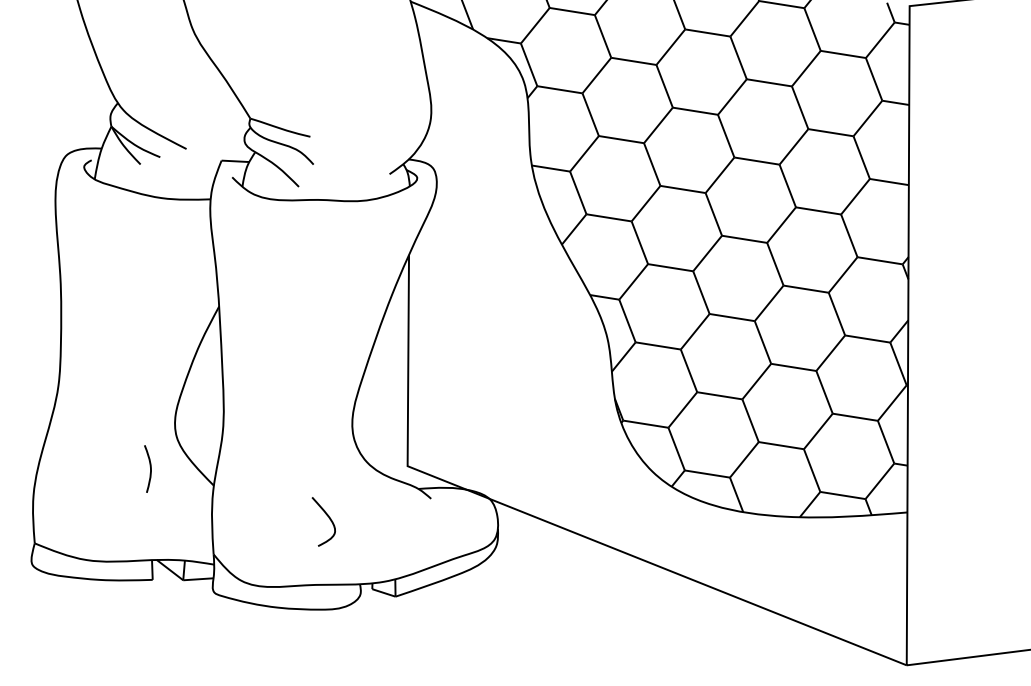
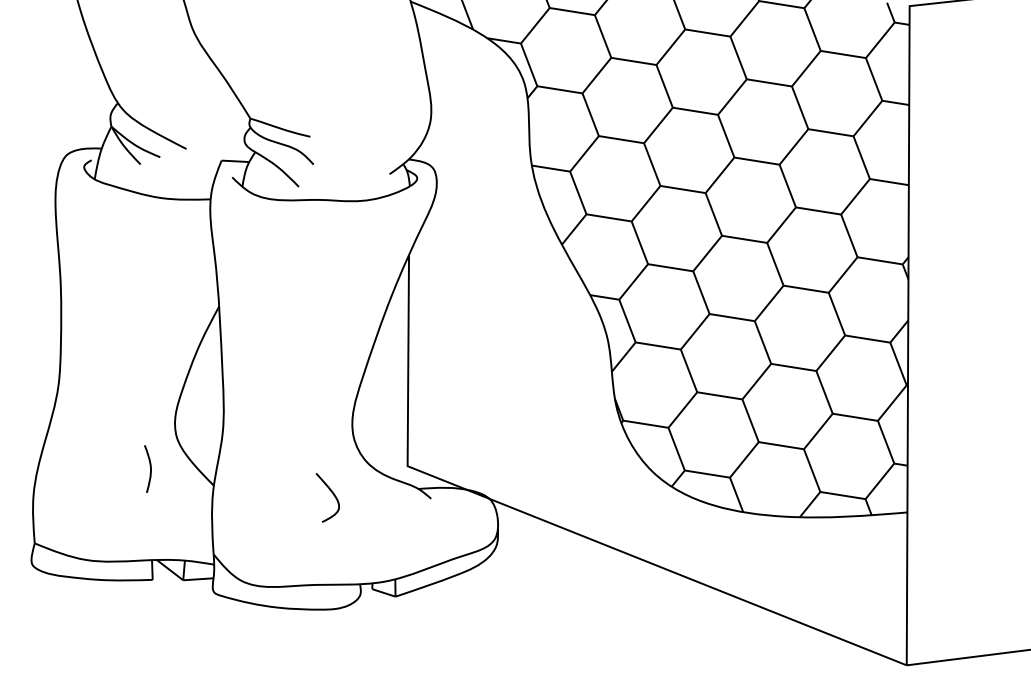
curve position: (328, 518) -> (332, 494) (332, 494)
